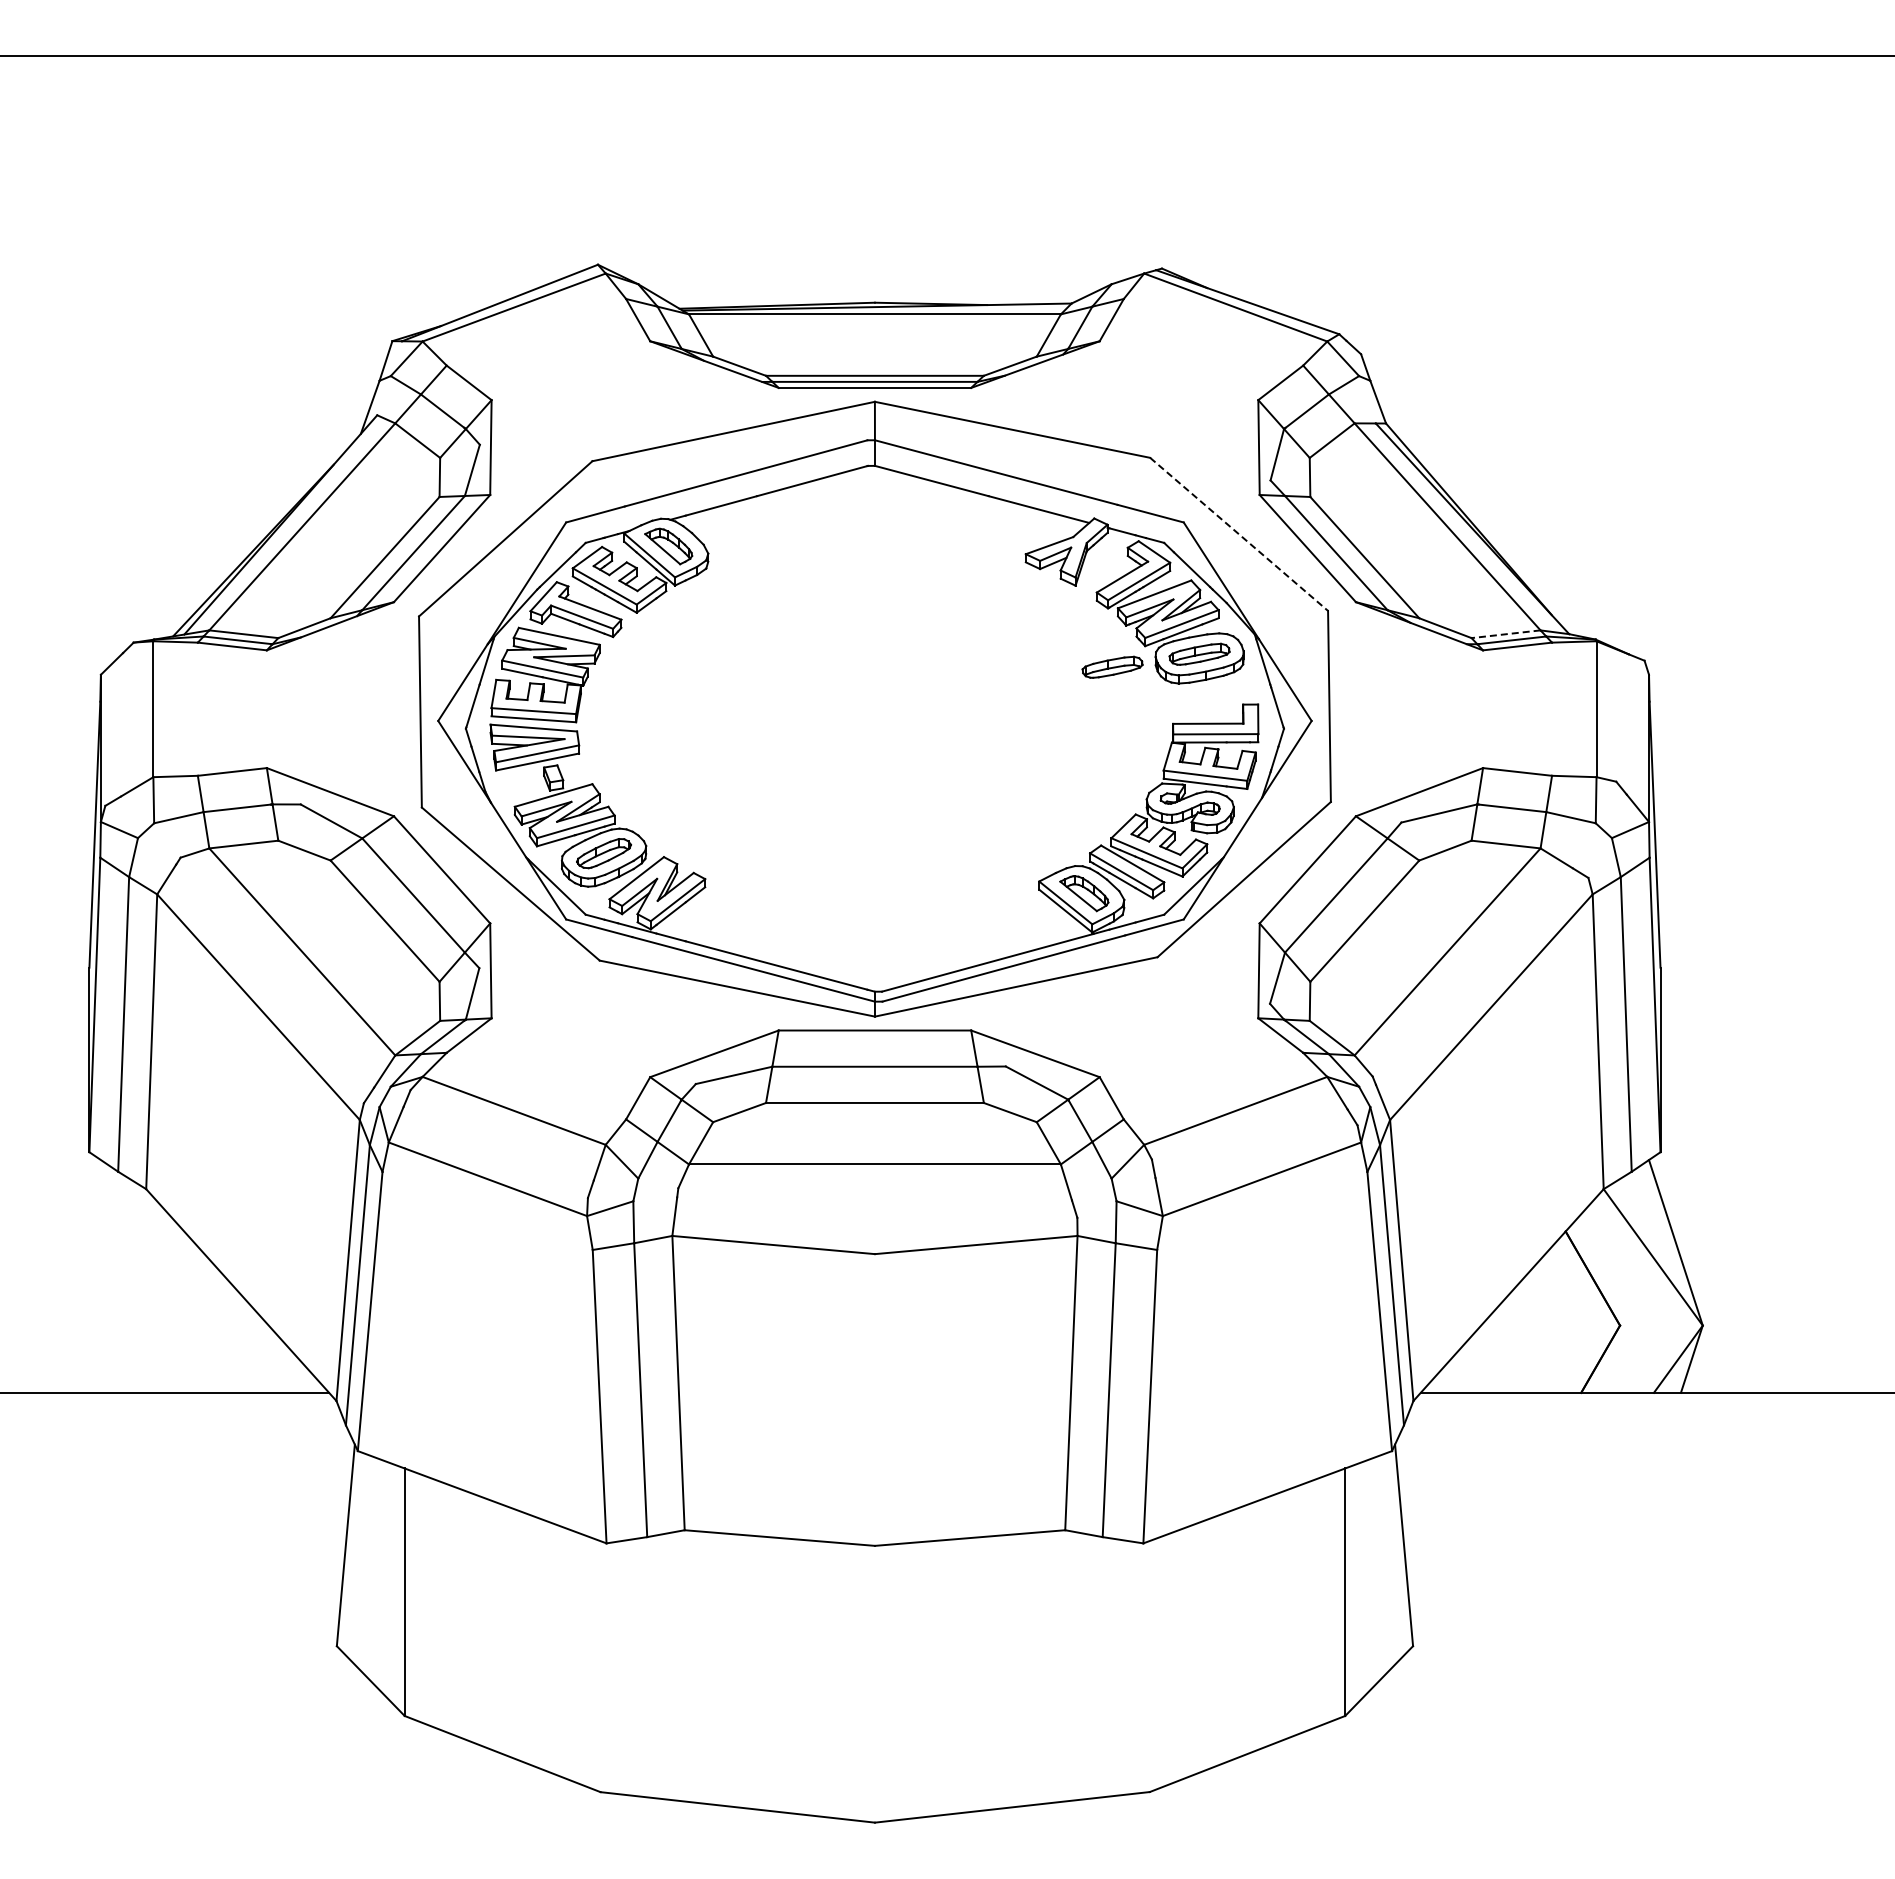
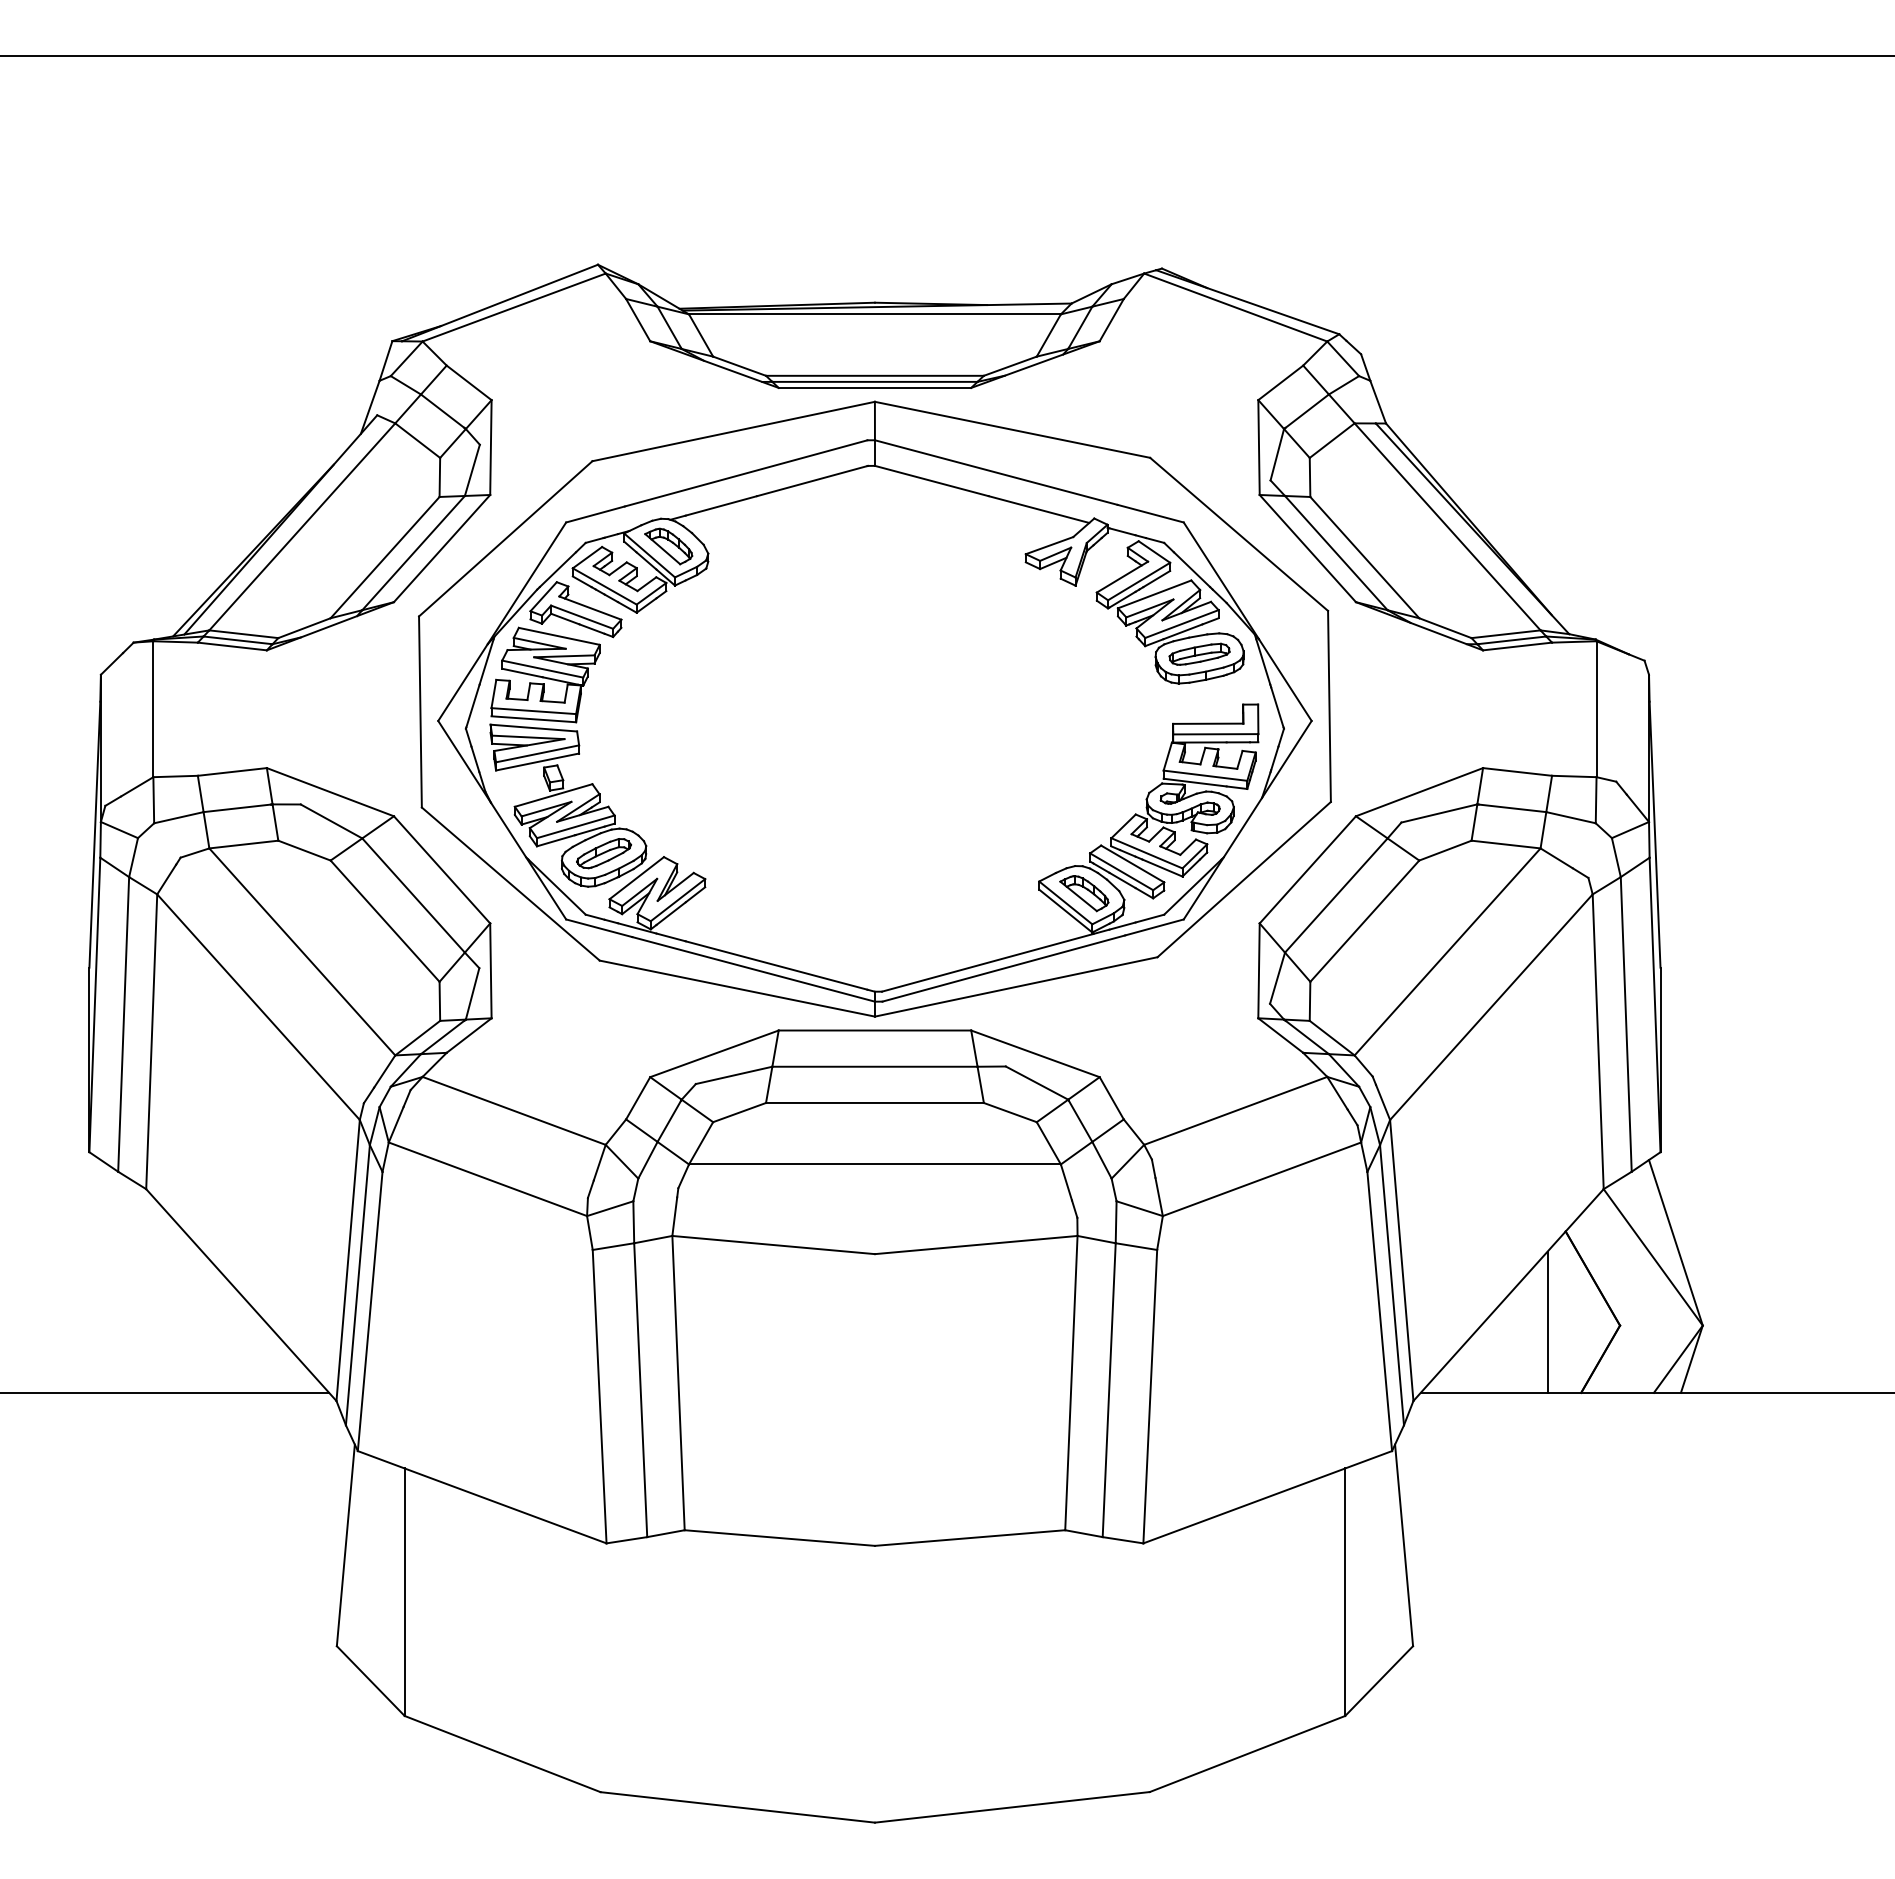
line: dashed -> solid (1239, 534)
line: dashed -> solid (1506, 634)
part: present -> none (1112, 666)
line: none -> present (1547, 1321)
